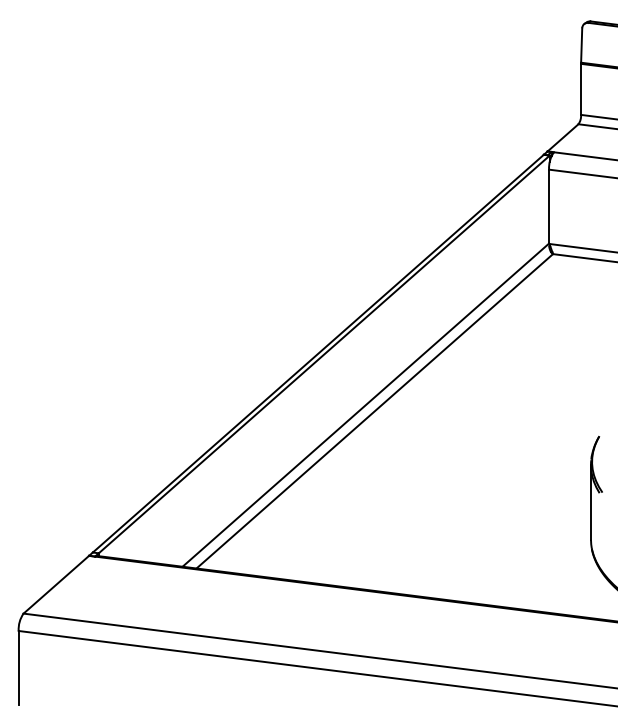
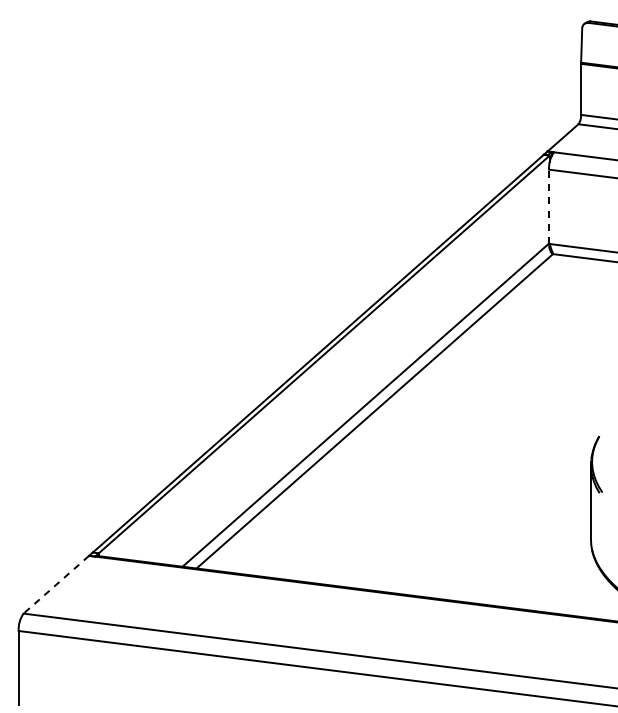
line: solid -> dashed (549, 206)
line: solid -> dashed (56, 584)
